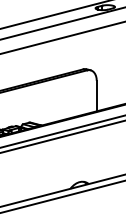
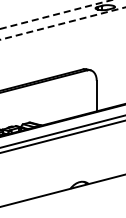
line: solid -> dashed (56, 14)
line: solid -> dashed (62, 23)
line: present -> none (62, 37)
line: present -> none (62, 196)
